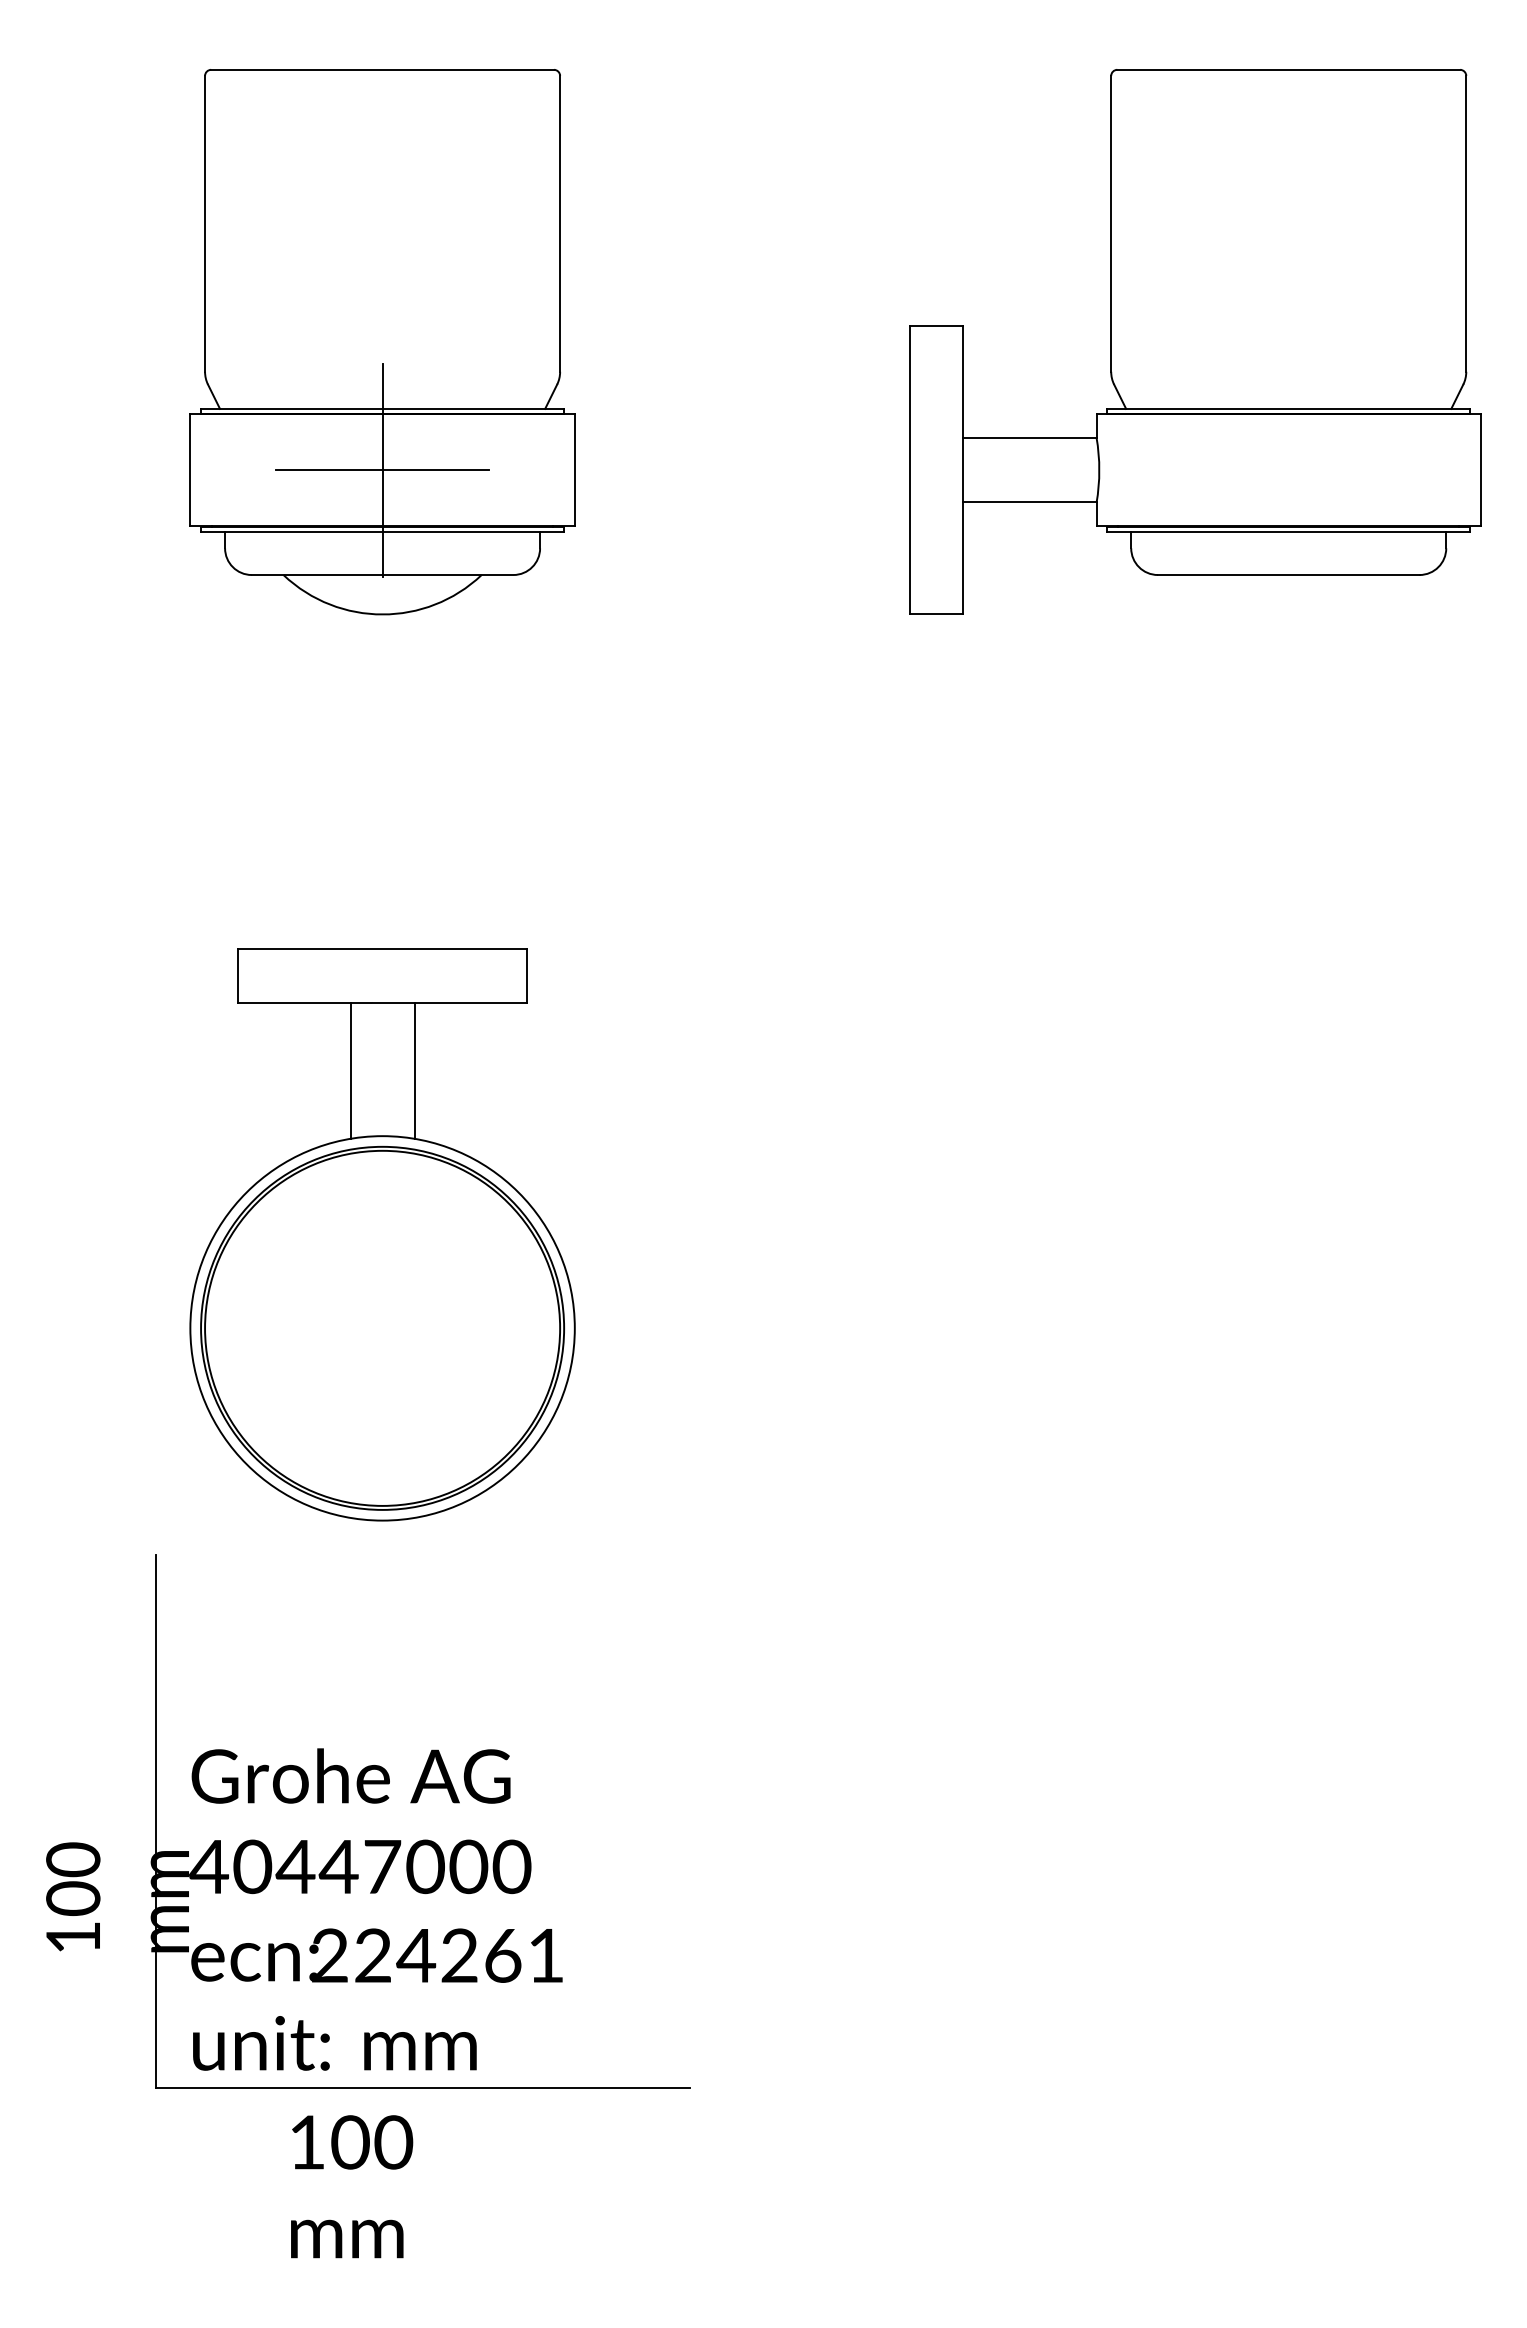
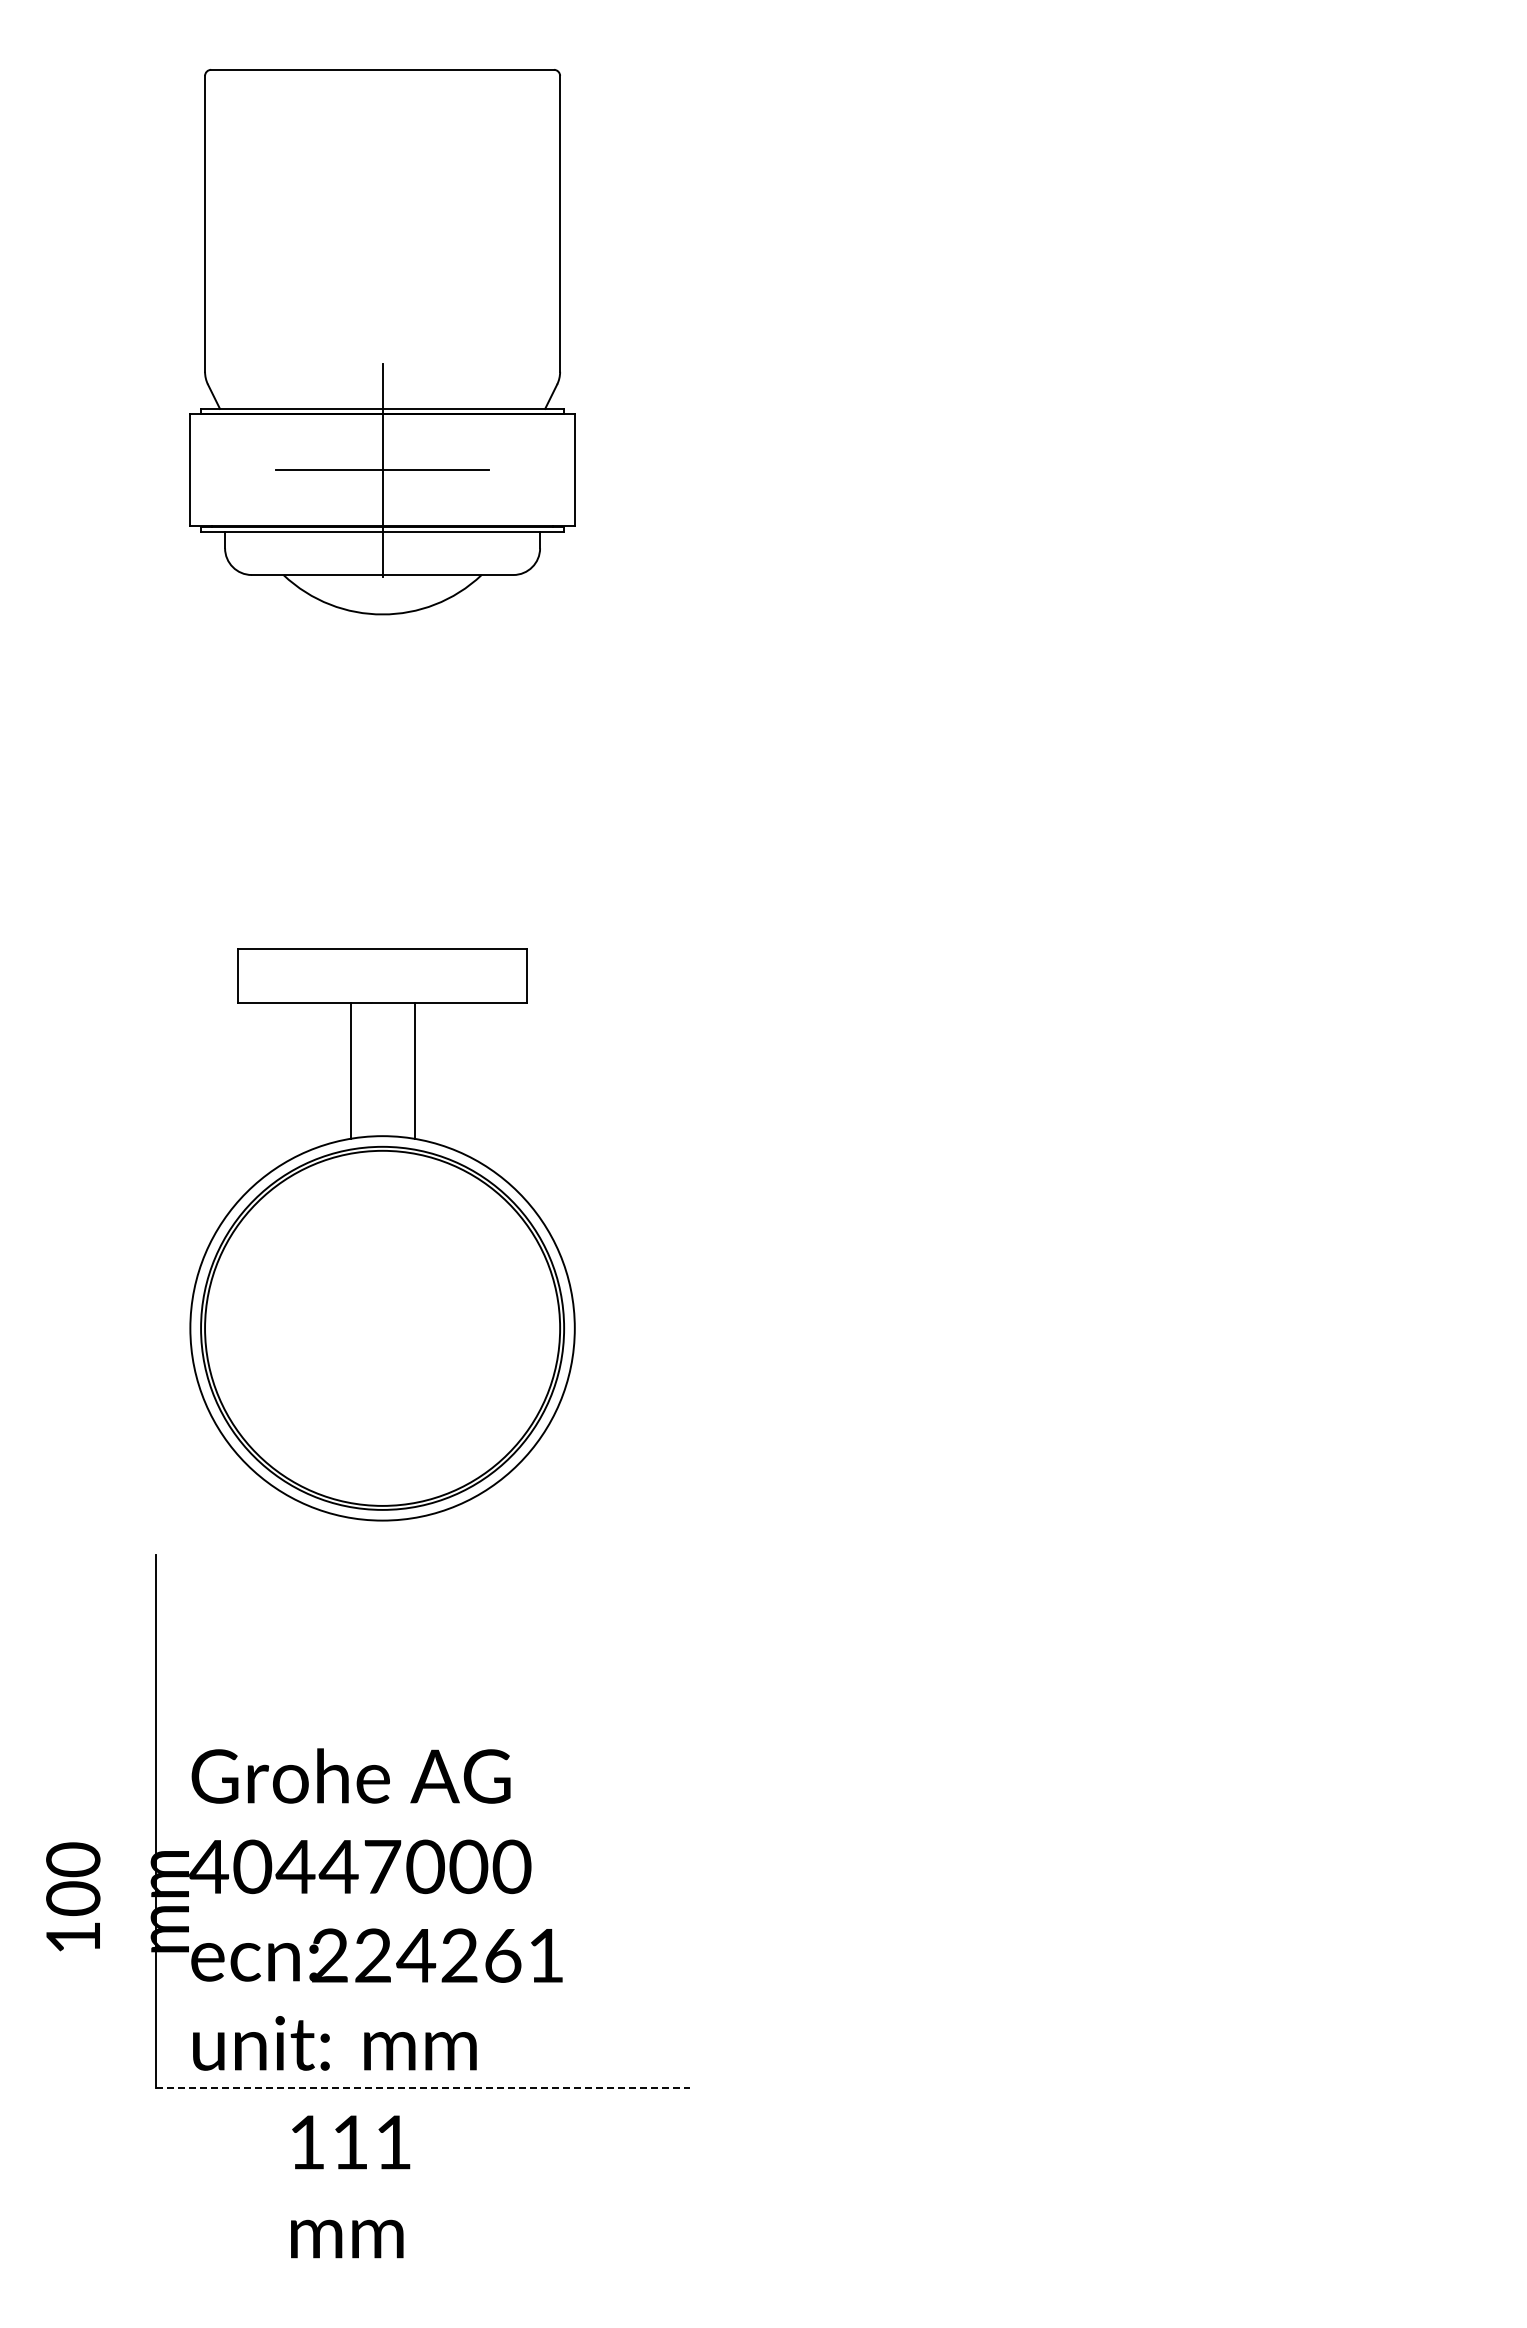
part: present -> none (1195, 341)
line: solid -> dashed (423, 2088)
text: 100 -> 111 (372, 2142)
